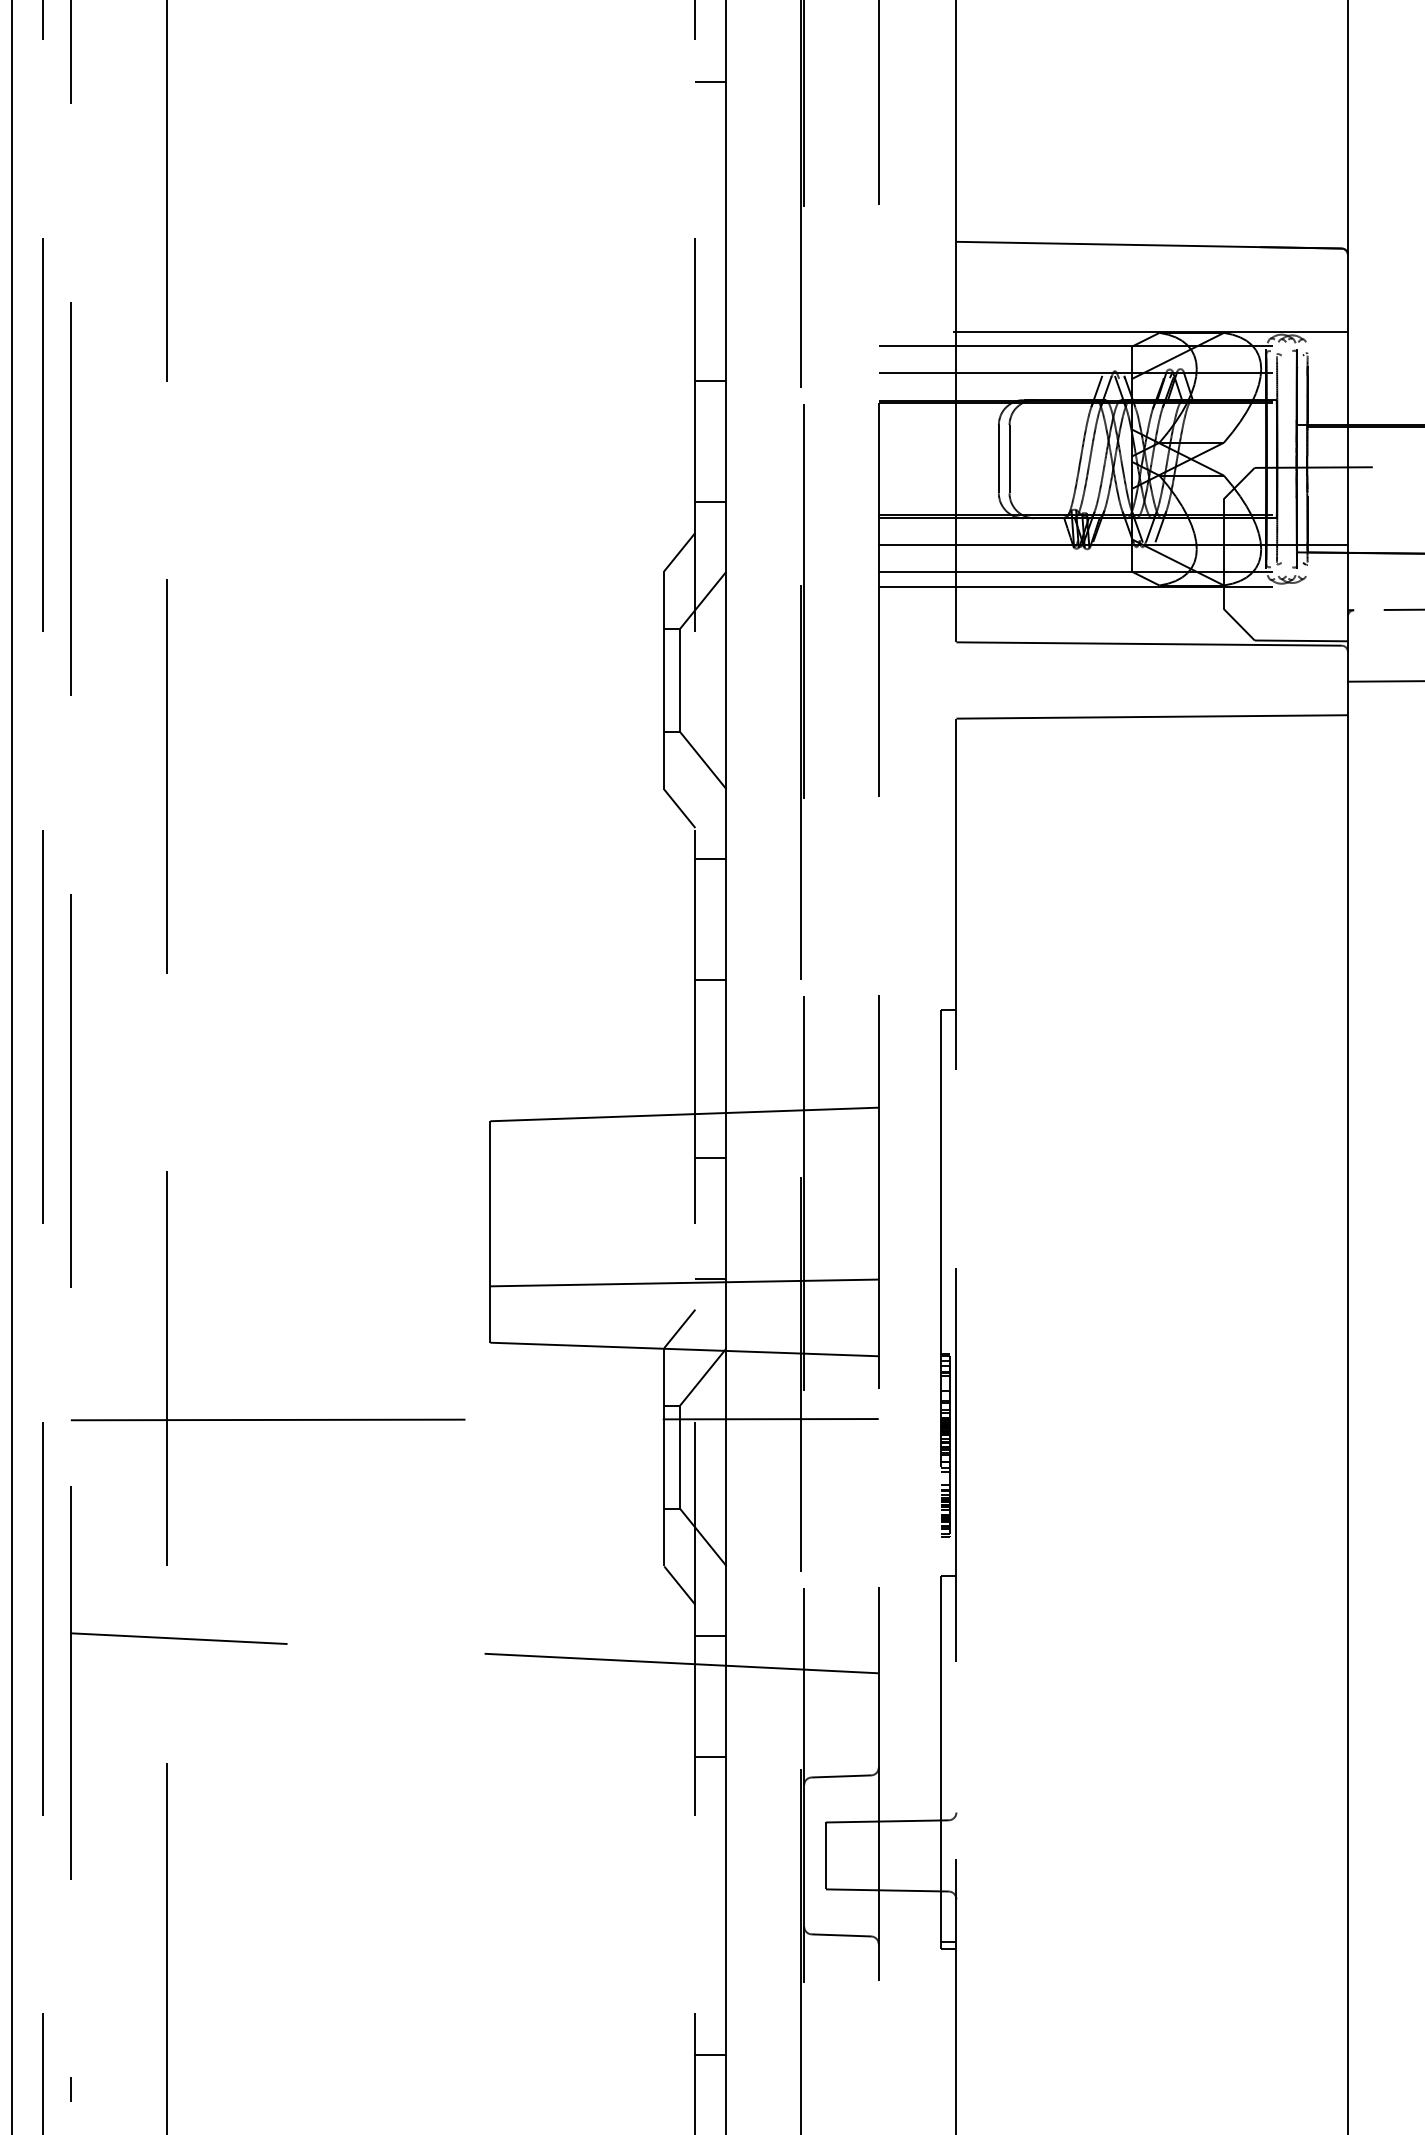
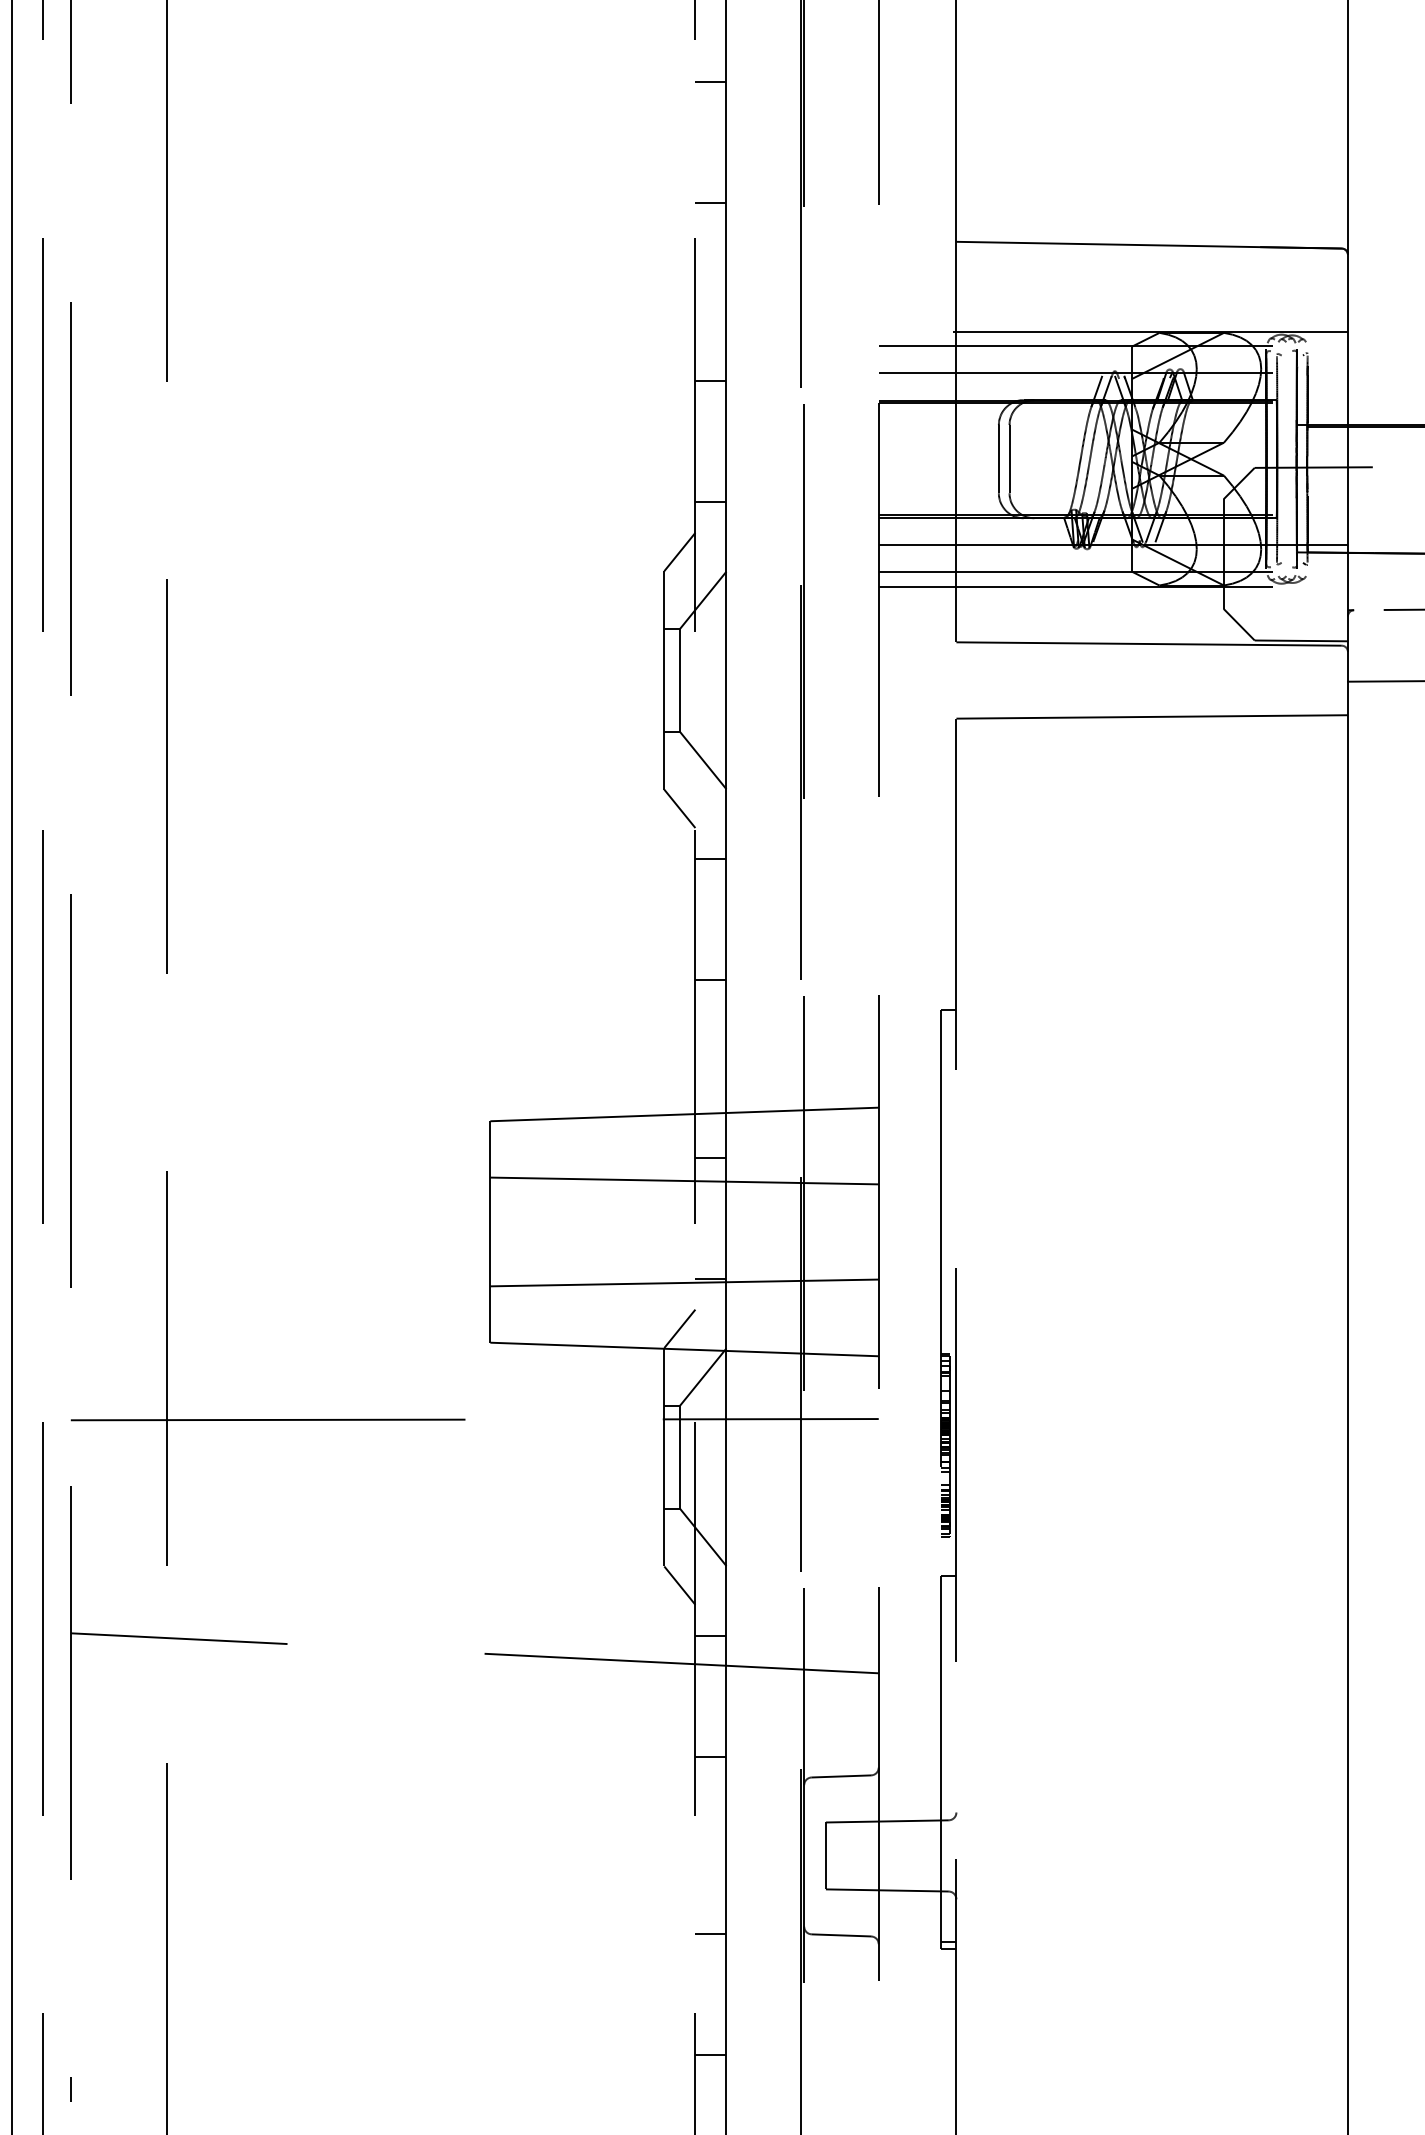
line: none -> present (710, 203)
line: none -> present (684, 1180)
line: none -> present (710, 1934)
